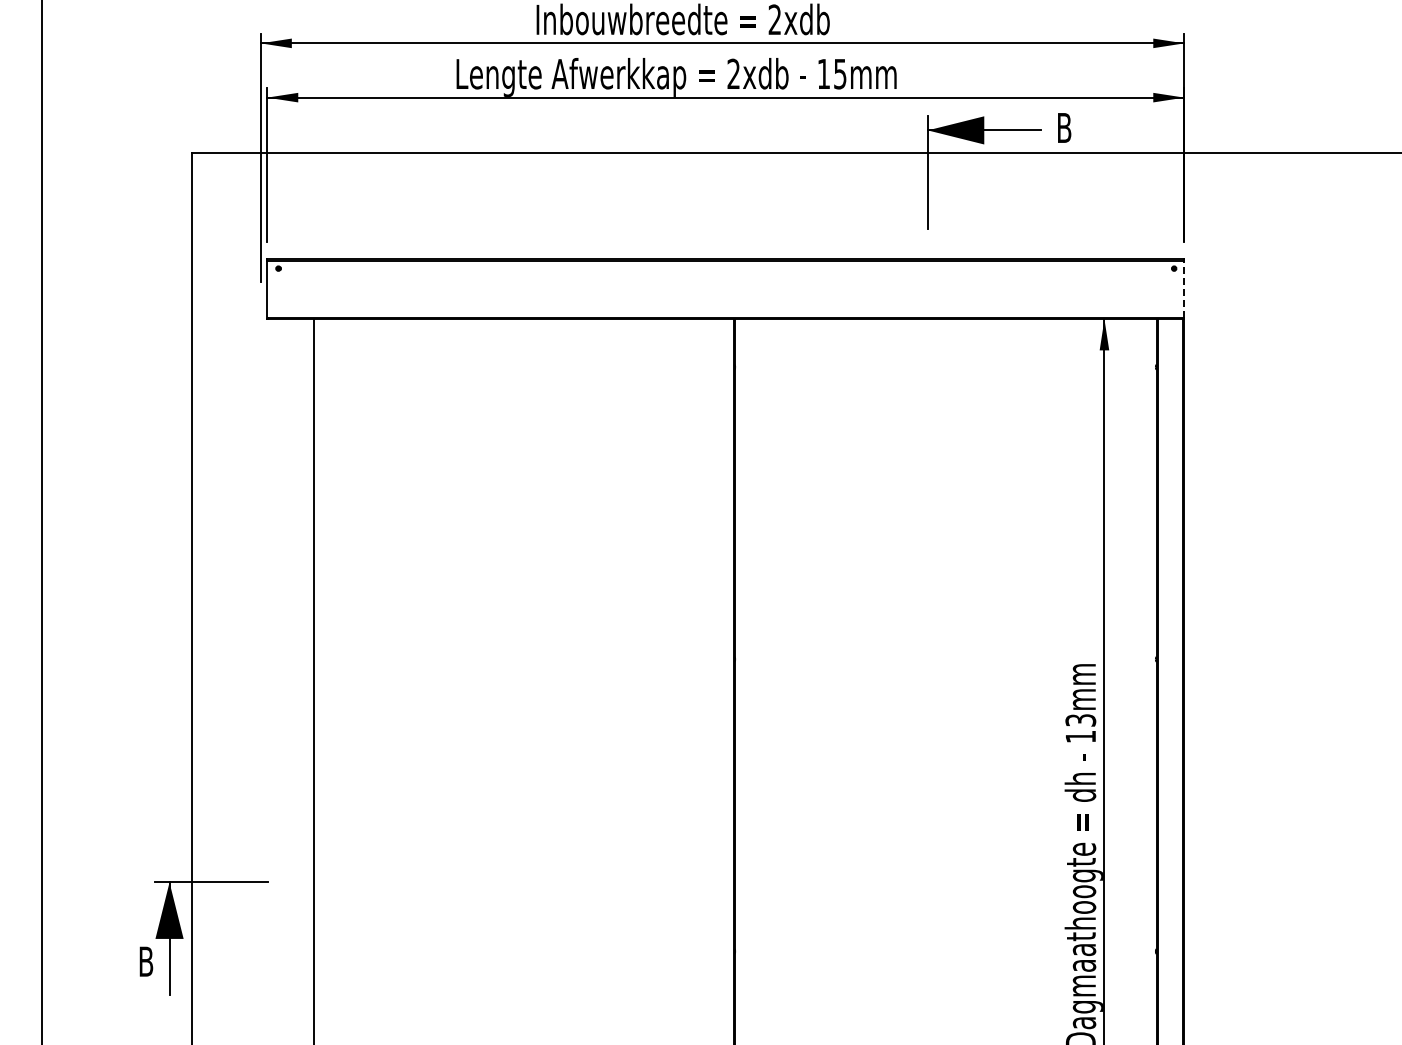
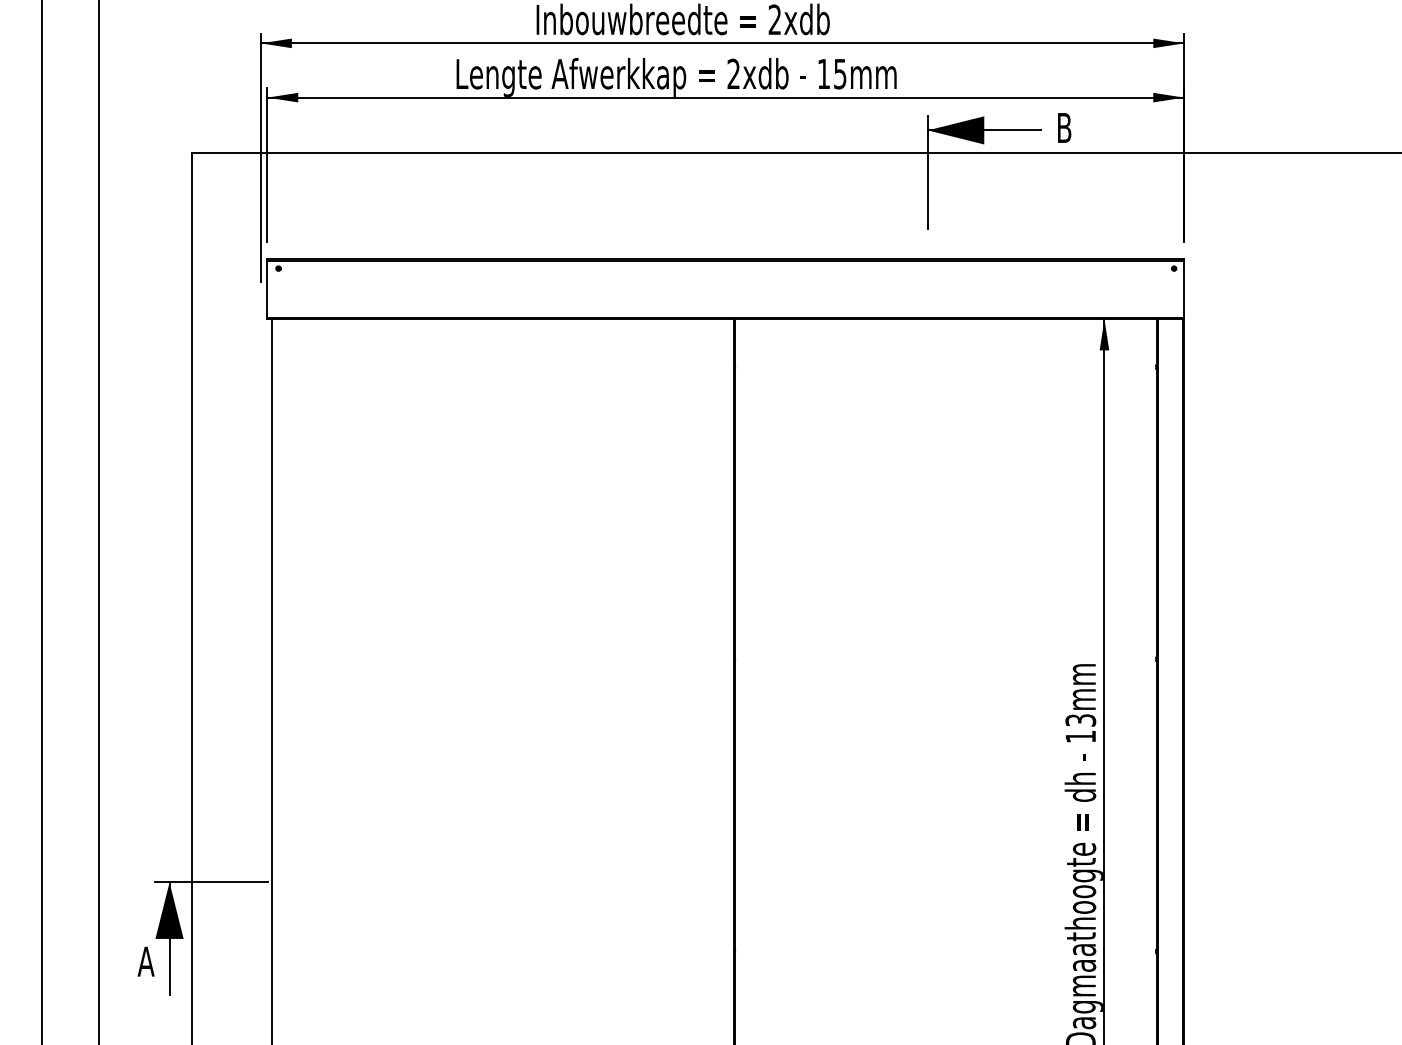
line: dashed -> solid (1184, 289)
line: none -> present (99, 521)
line position: (314, 680) -> (272, 680) (272, 680)
text: B -> A (145, 961)
